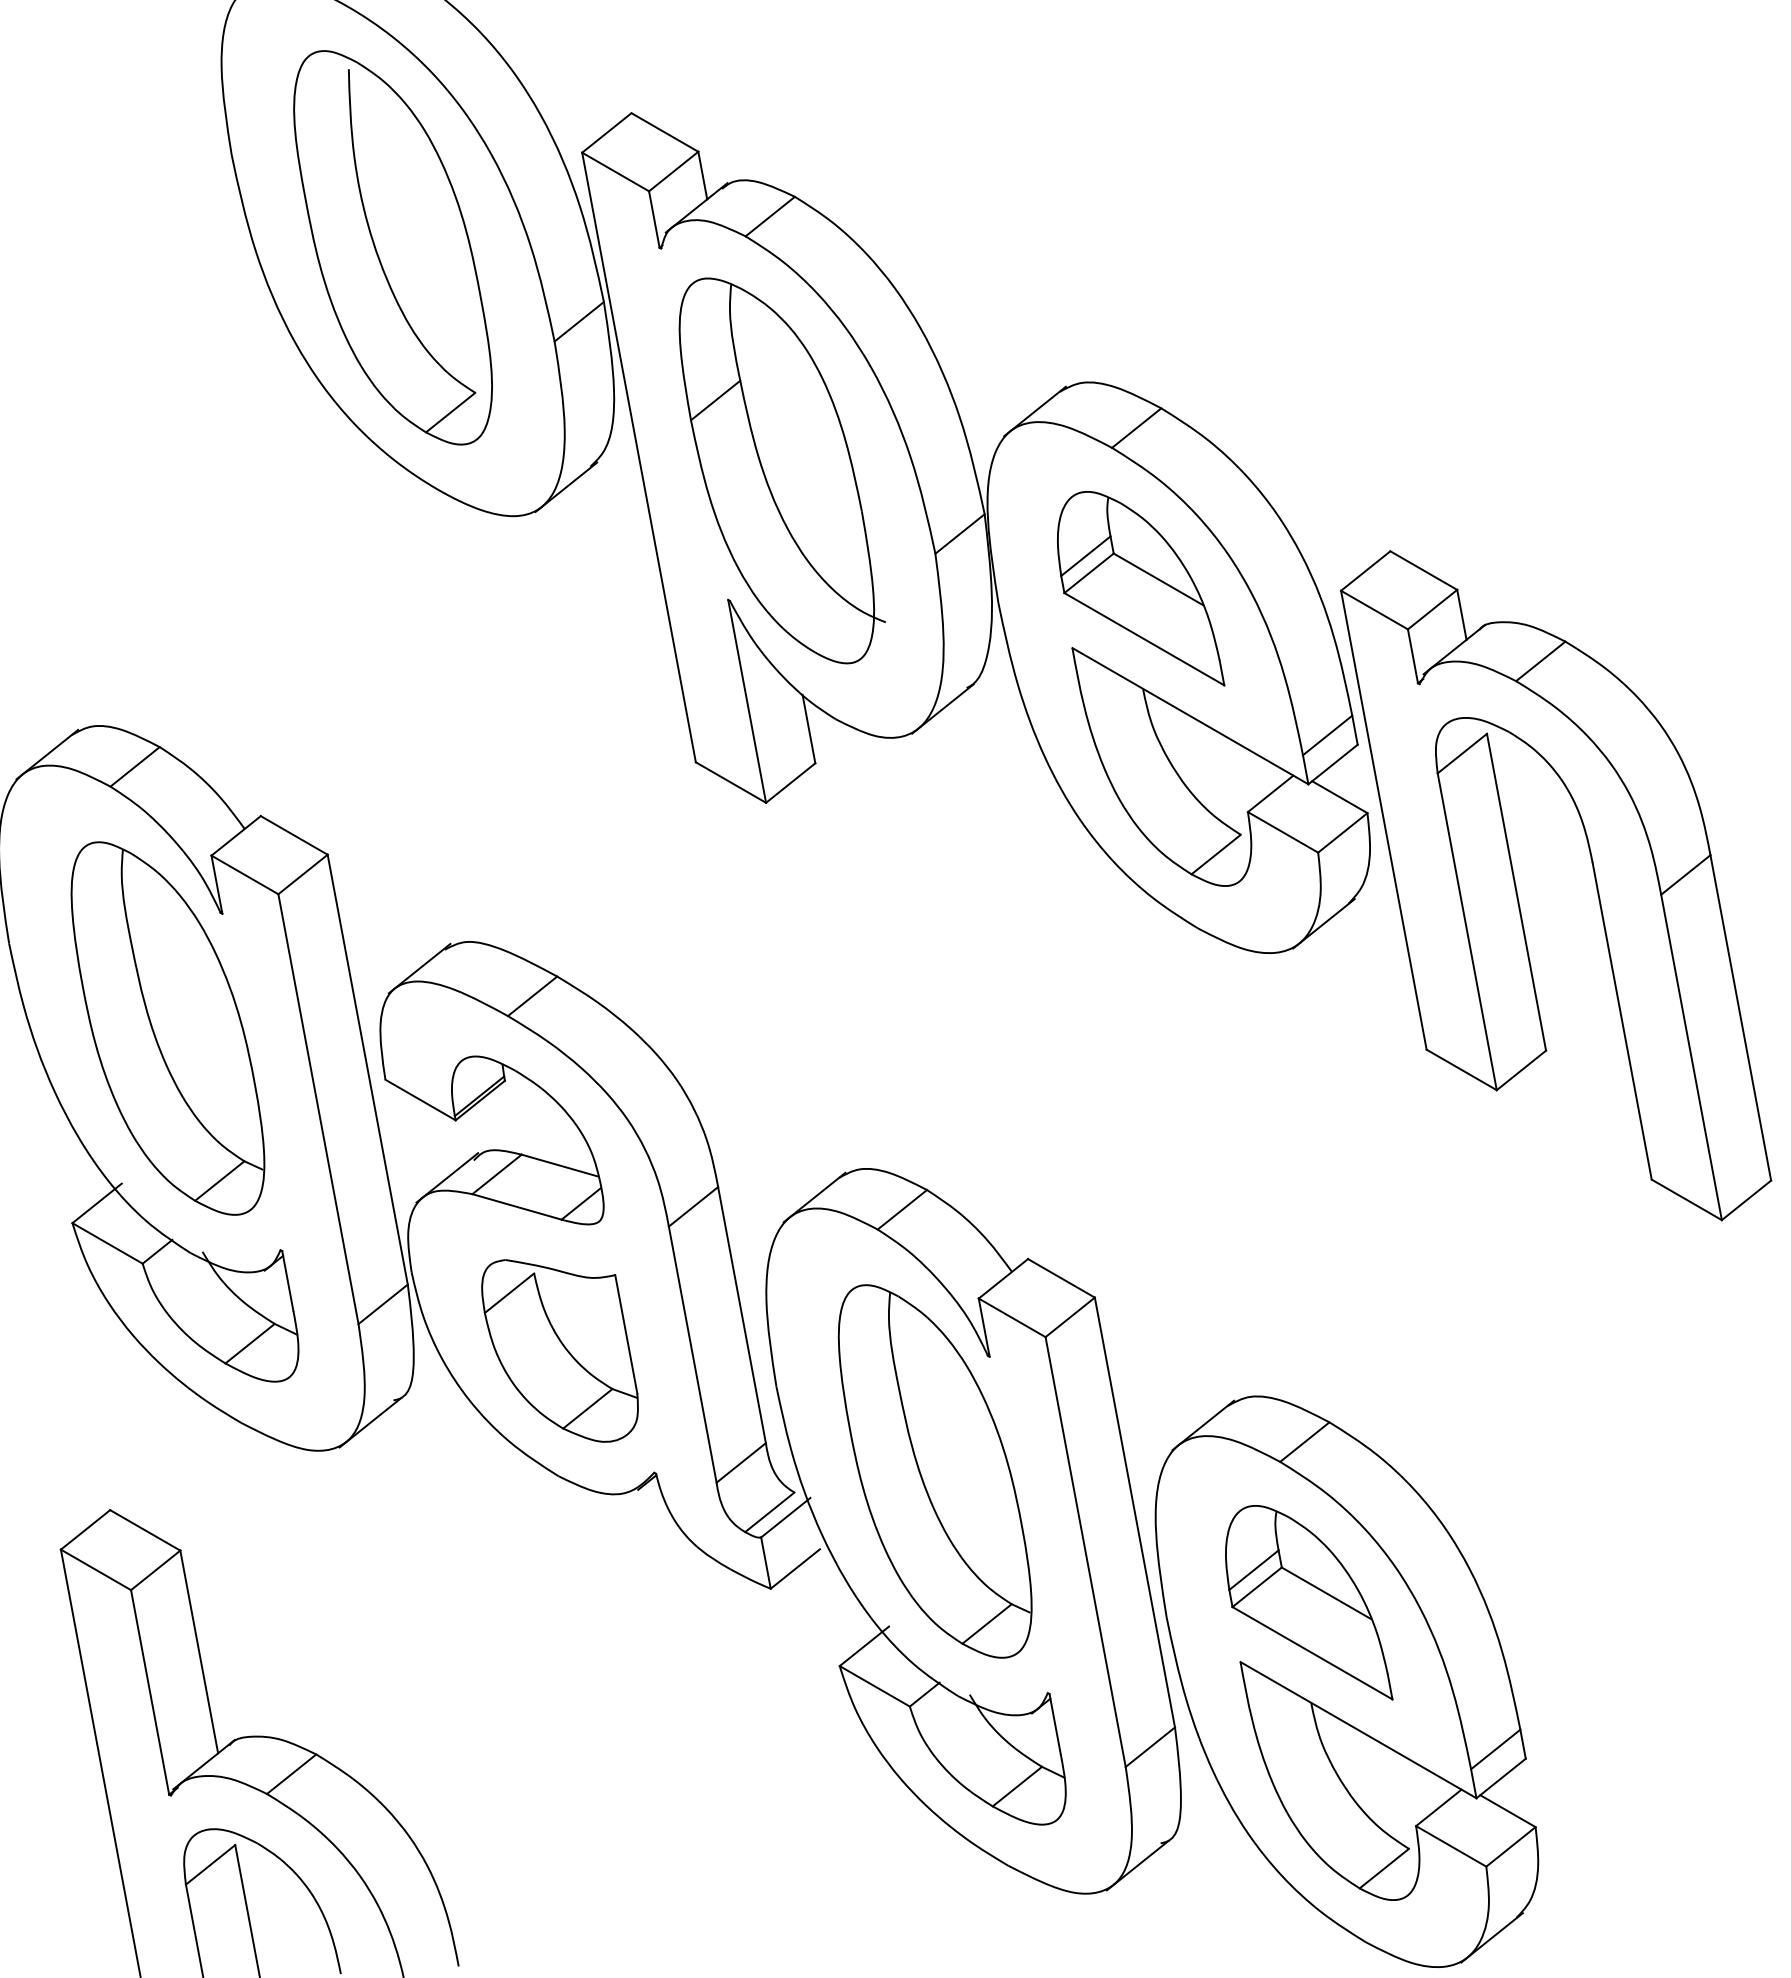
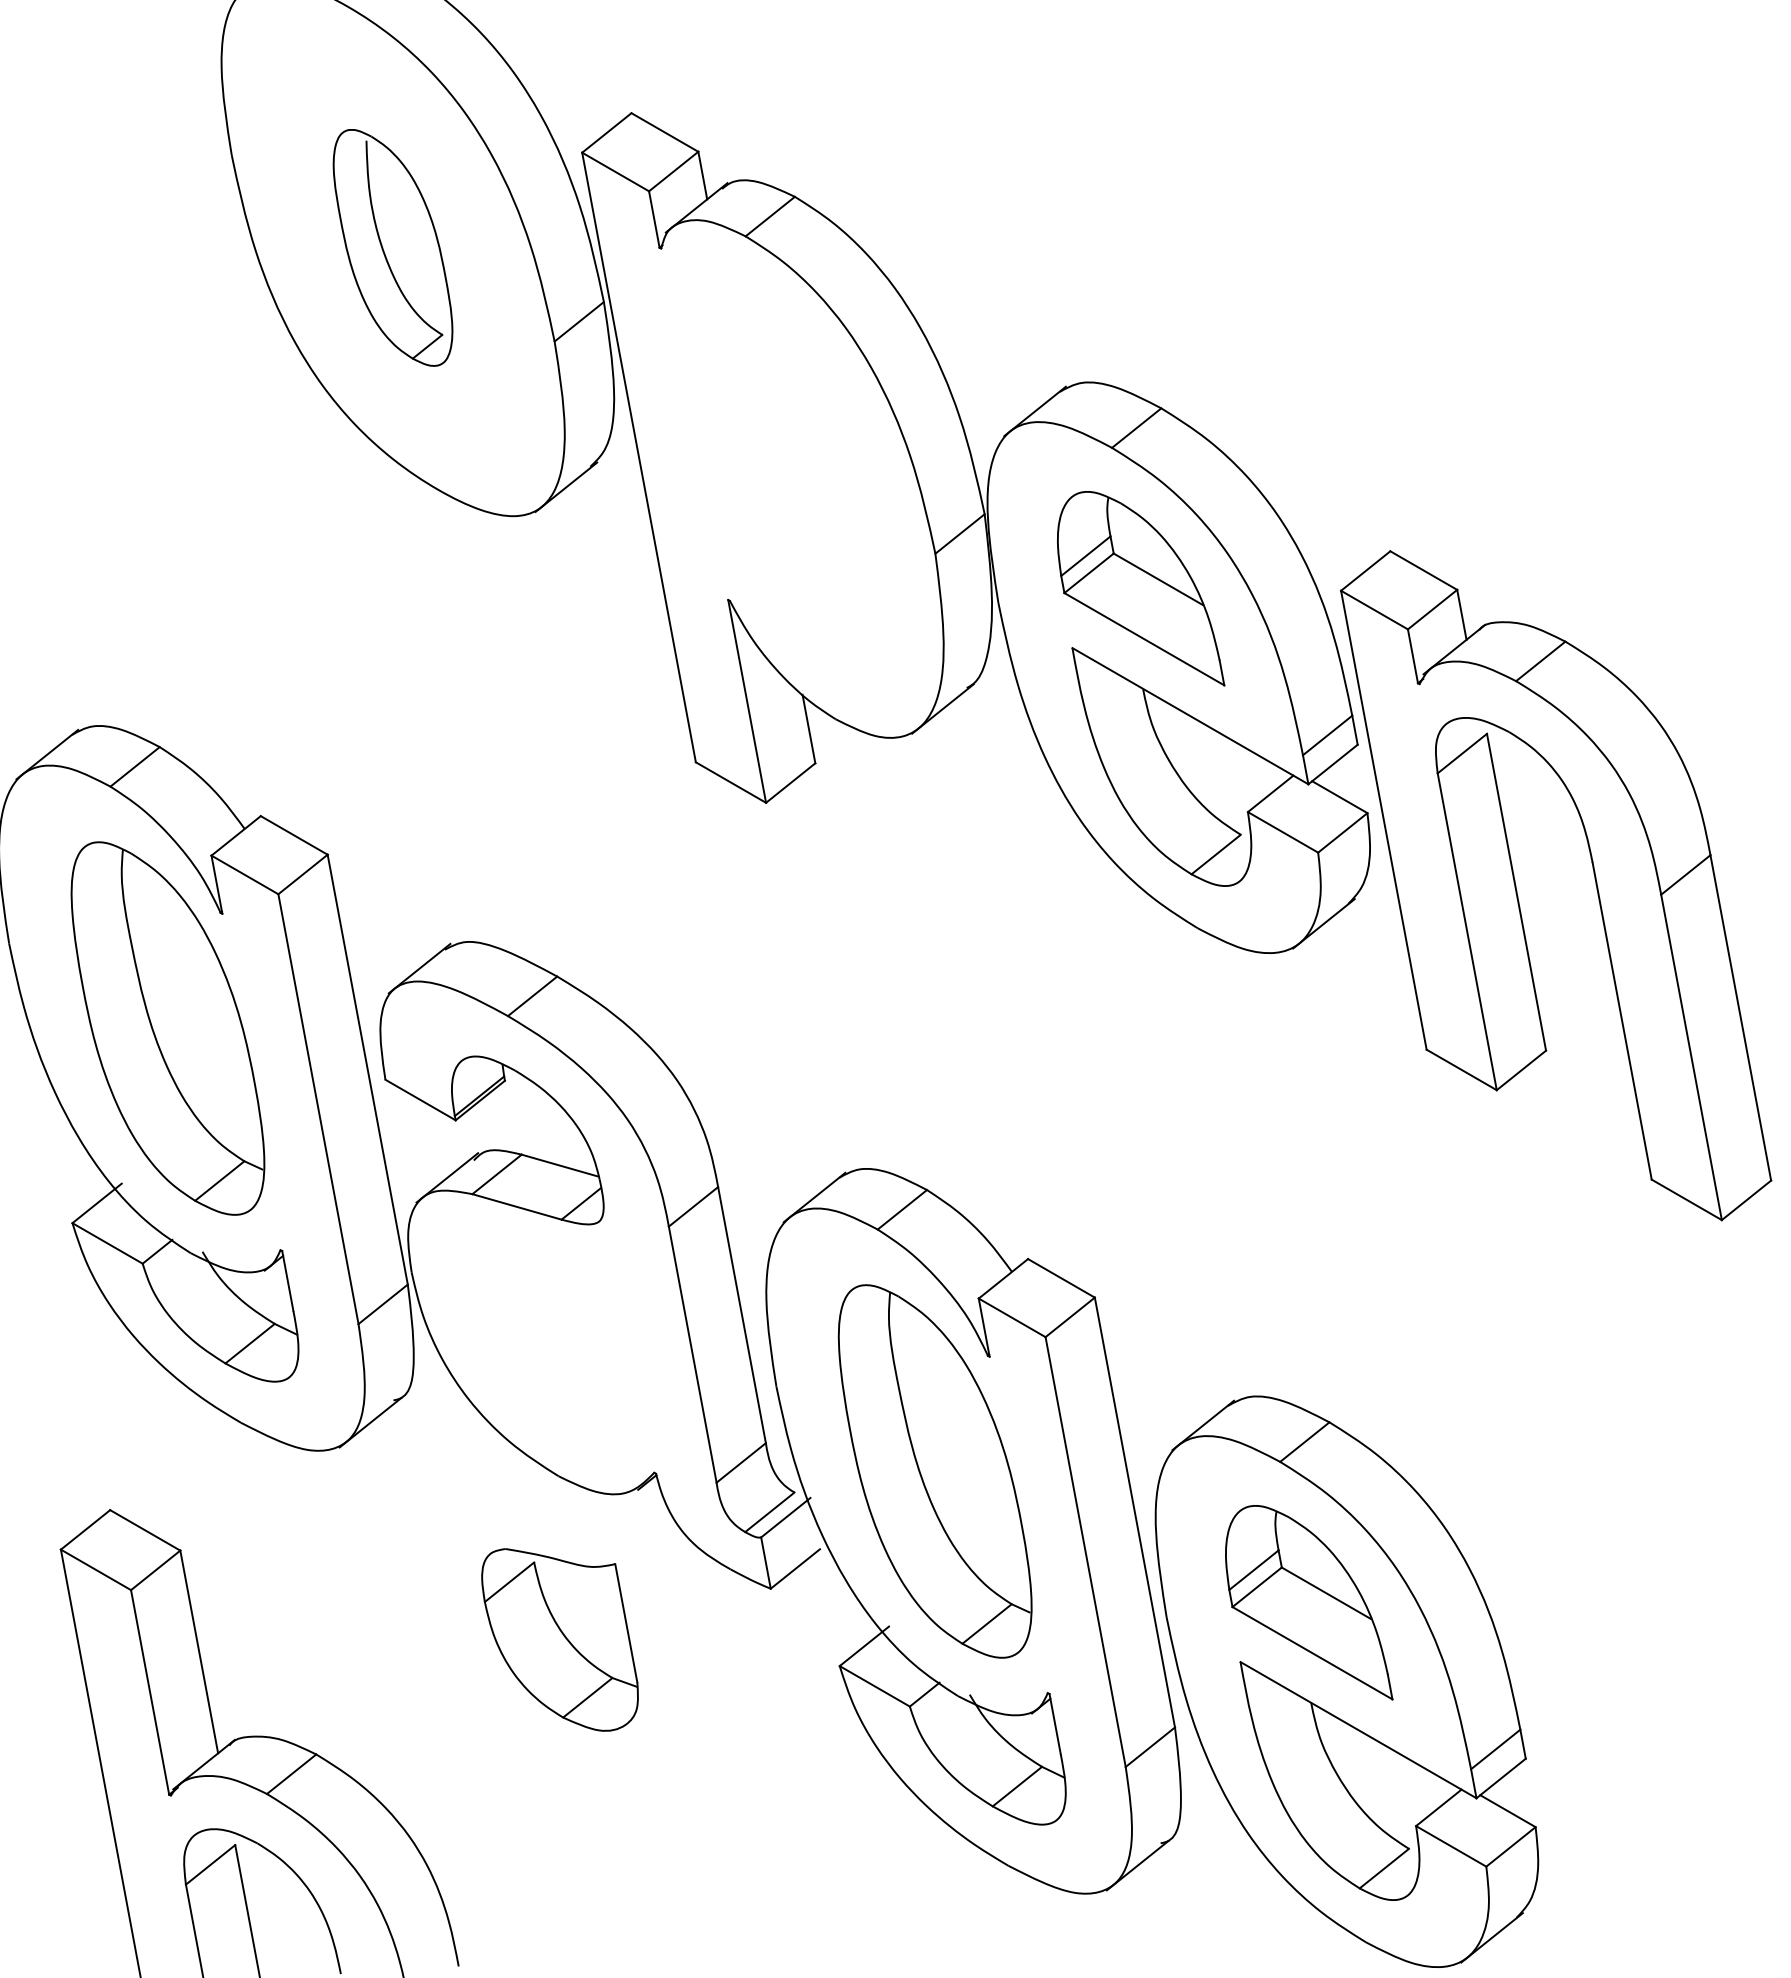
part size: 200x396 px -> 122x238 px (392, 247)
part: present -> none (781, 470)
part position: (559, 1350) -> (559, 1639) (559, 1639)
